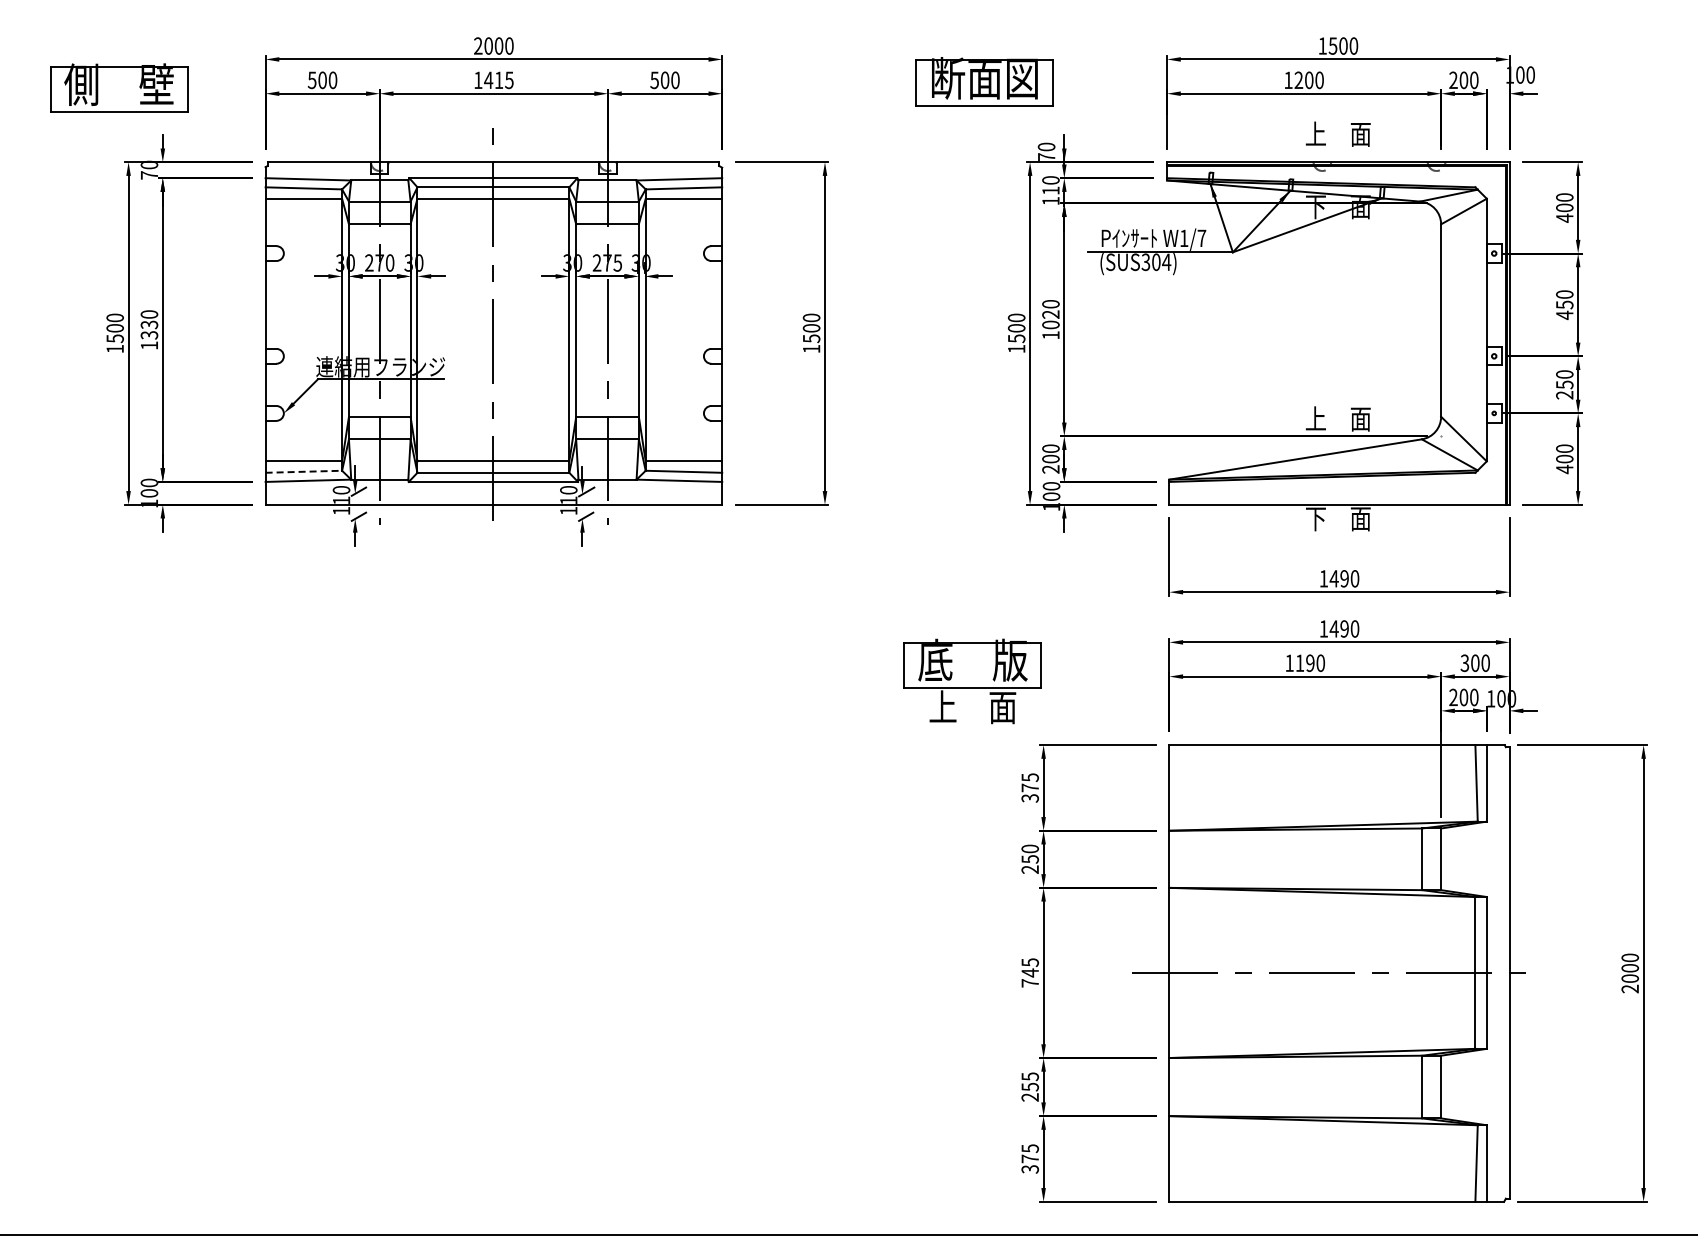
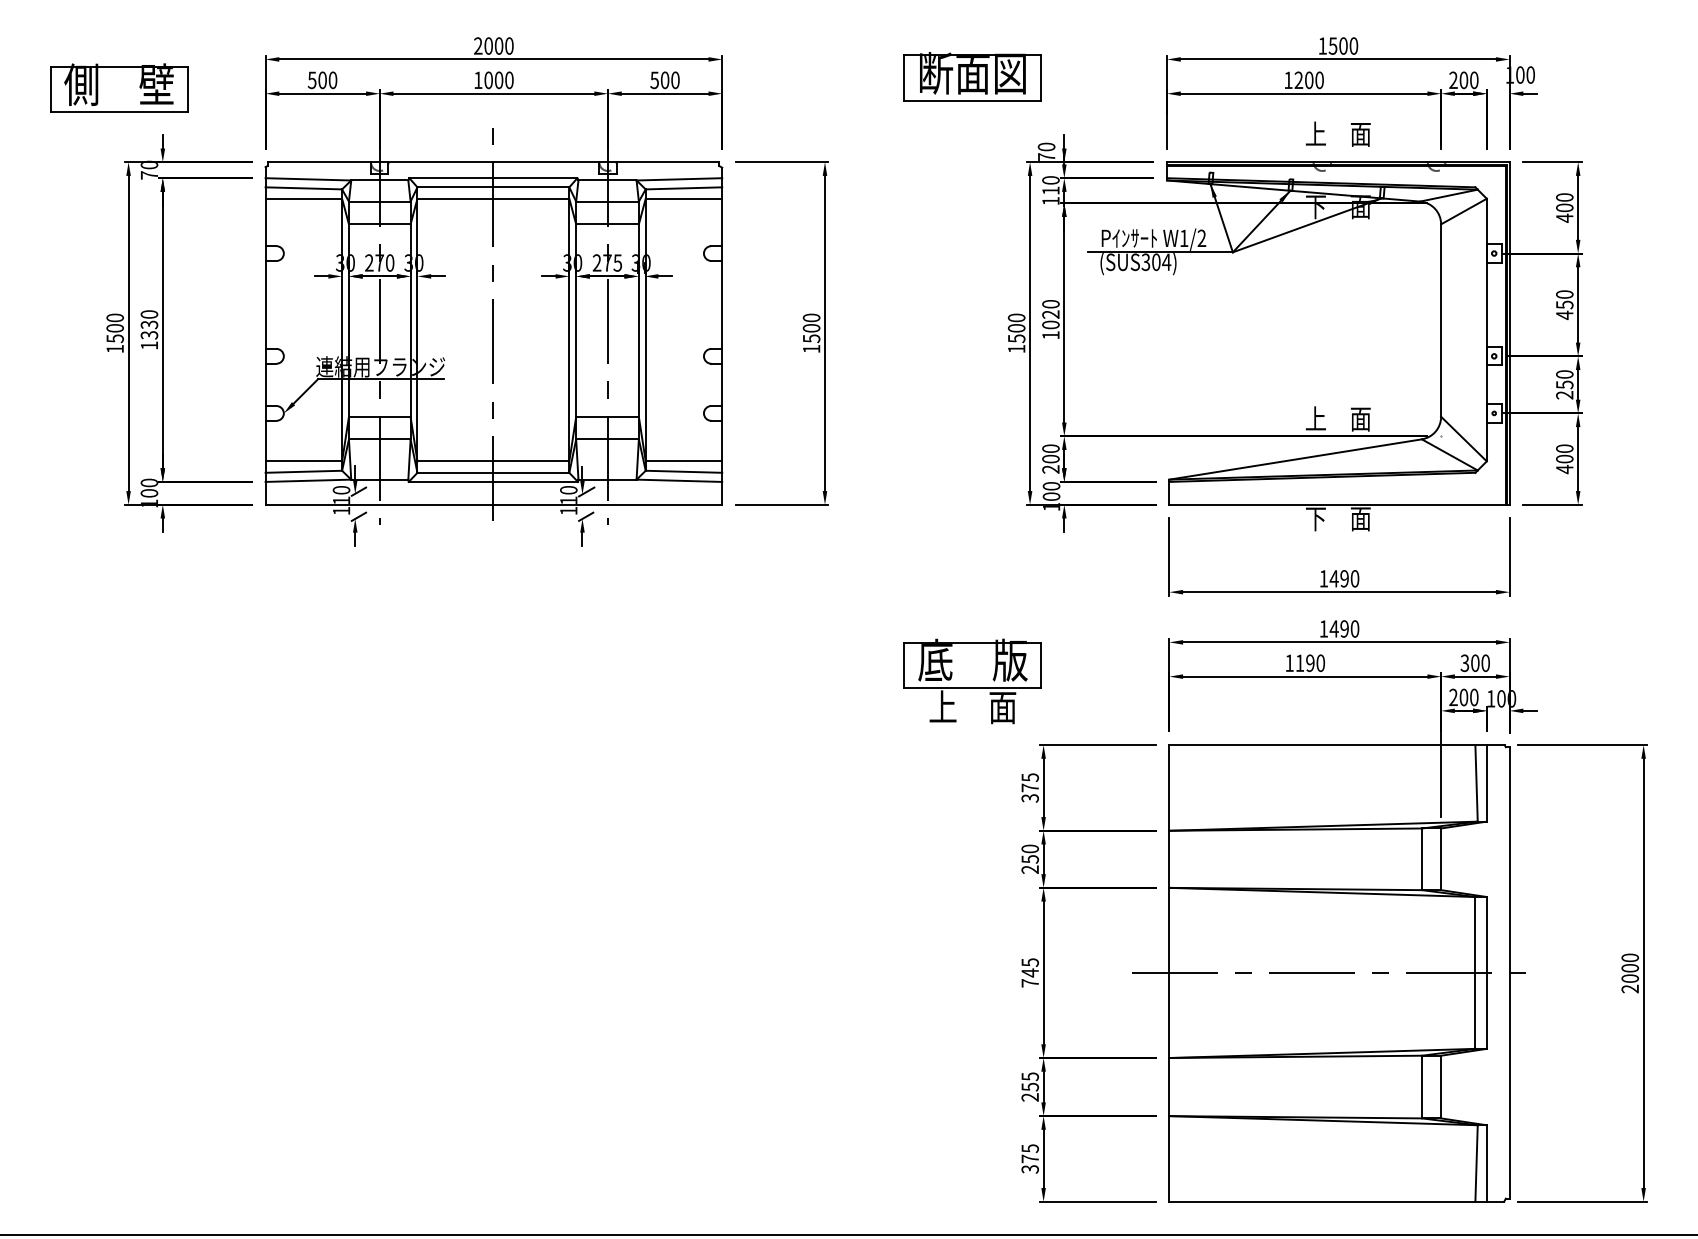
text: 1415 -> 1000 (498, 80)
part position: (984, 81) -> (972, 76) (972, 76)
text: W1/7 -> W1/2 (1201, 237)
line: dashed -> solid (304, 471)
